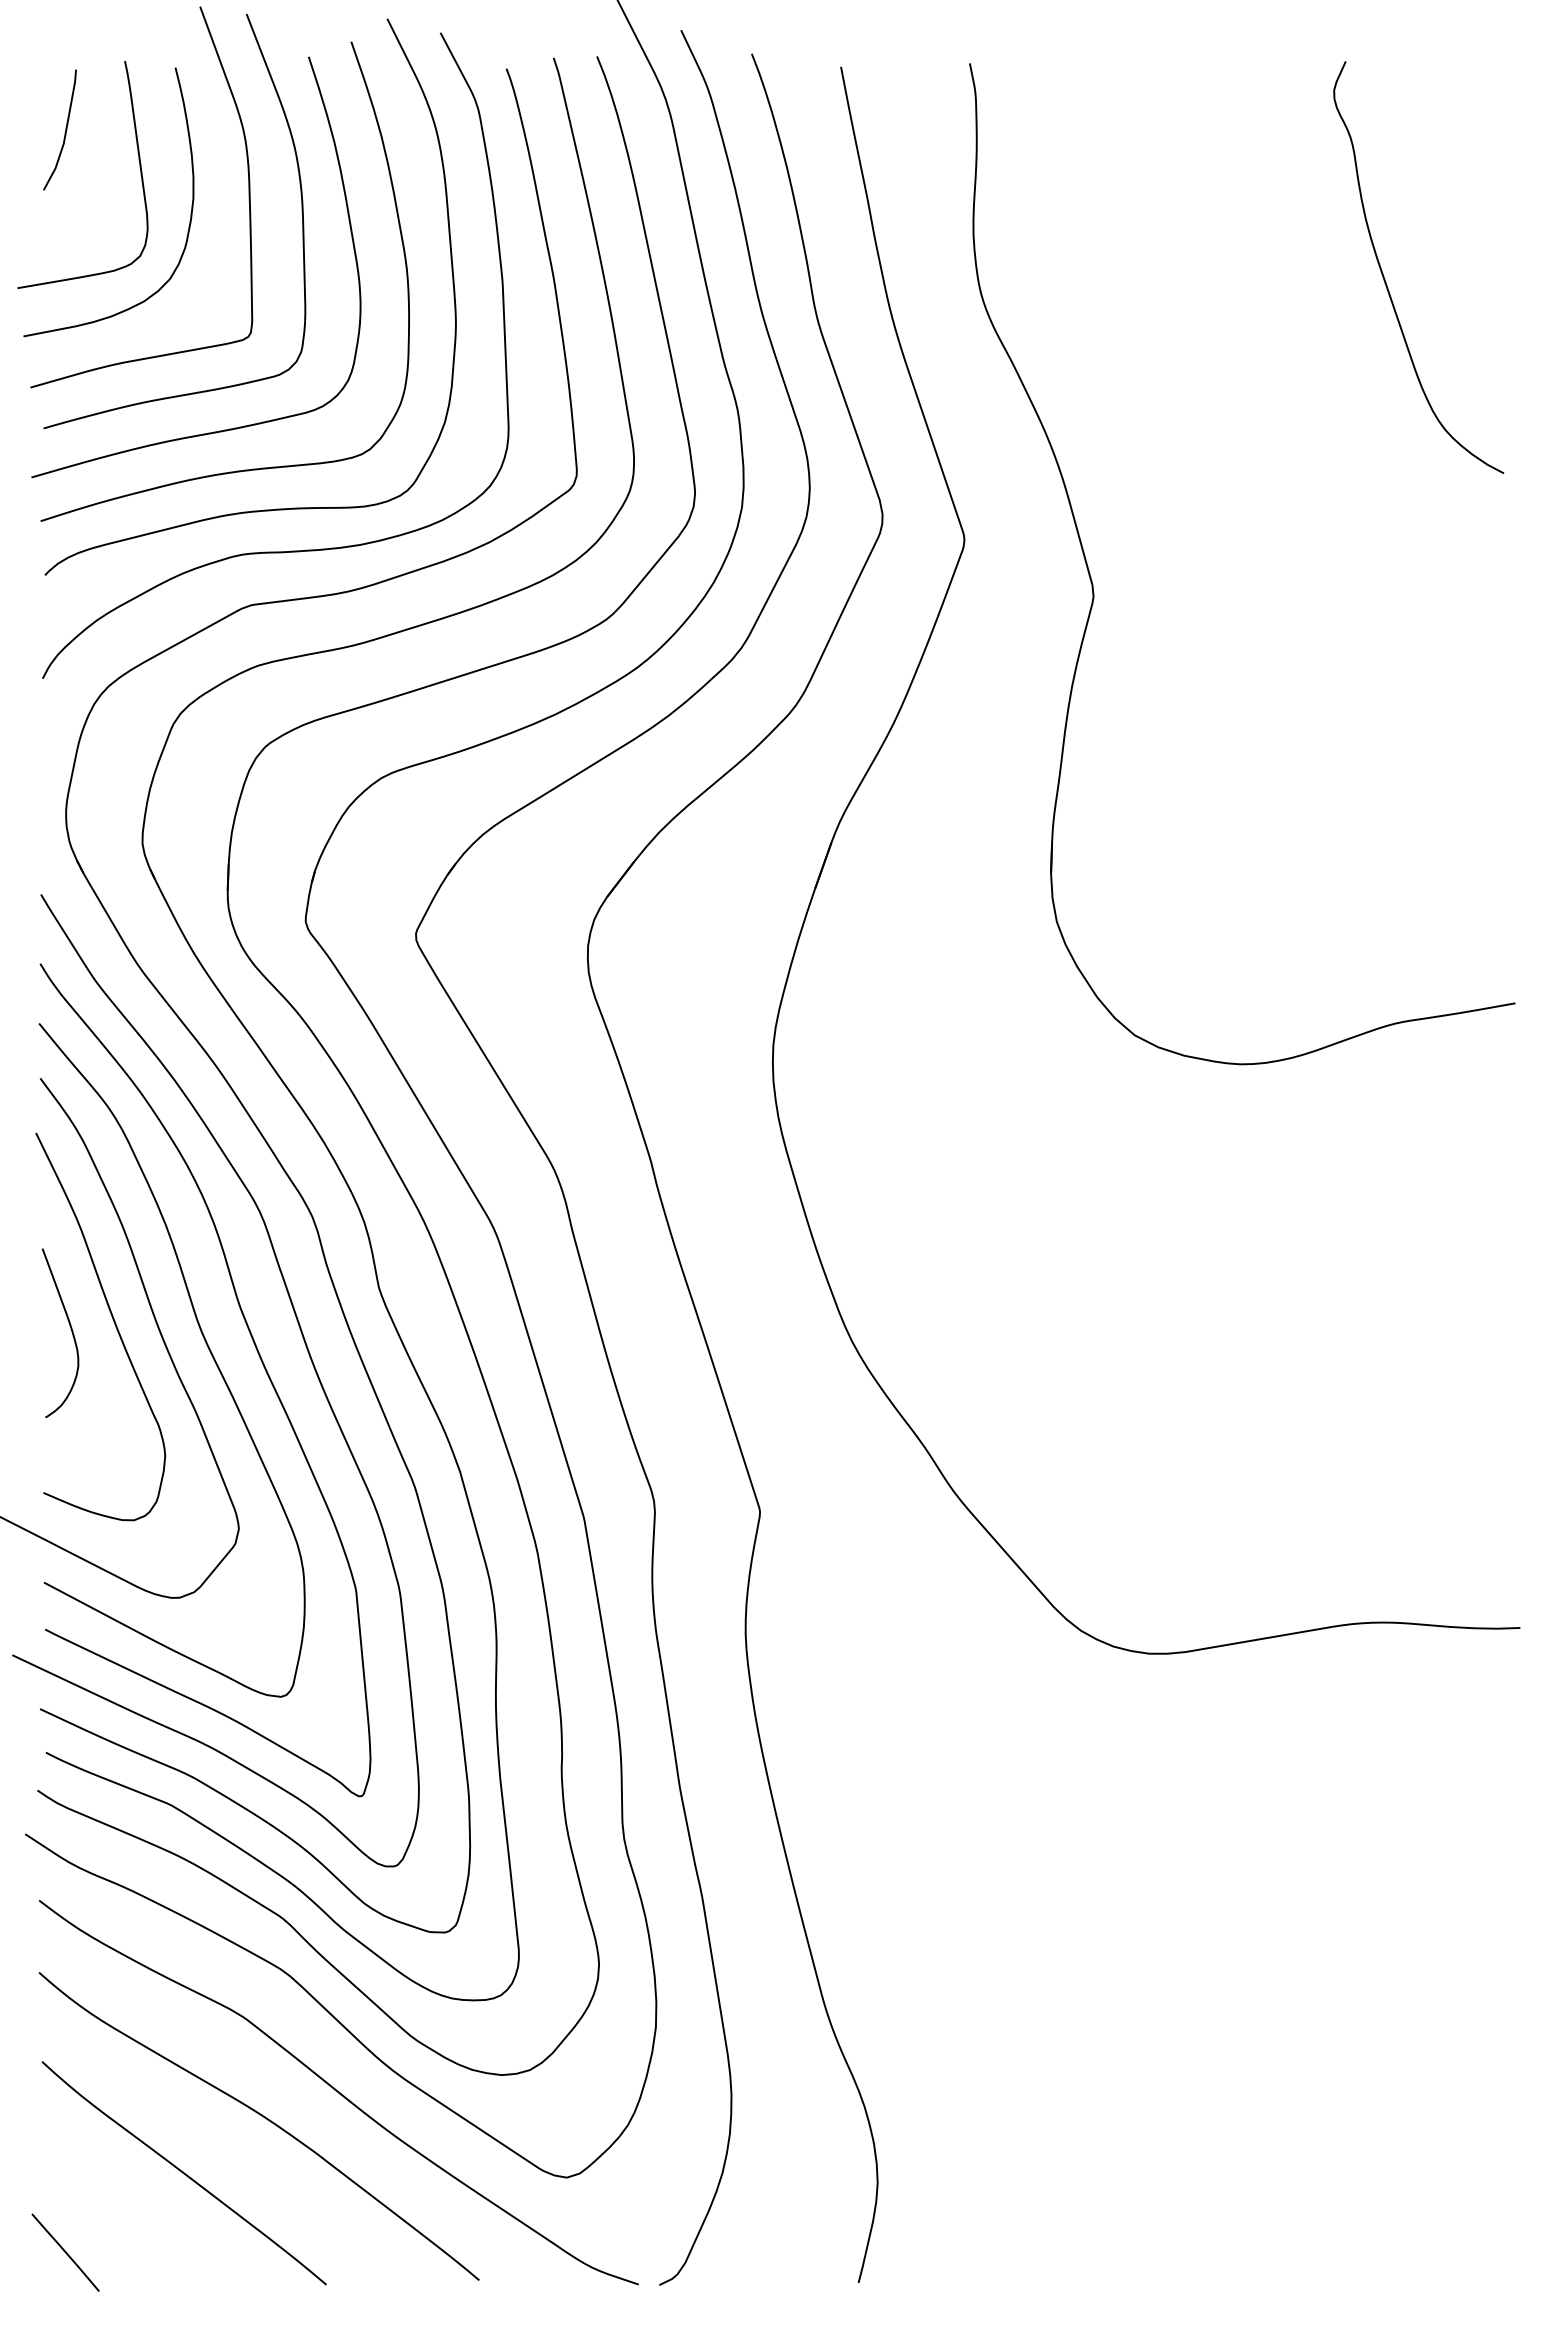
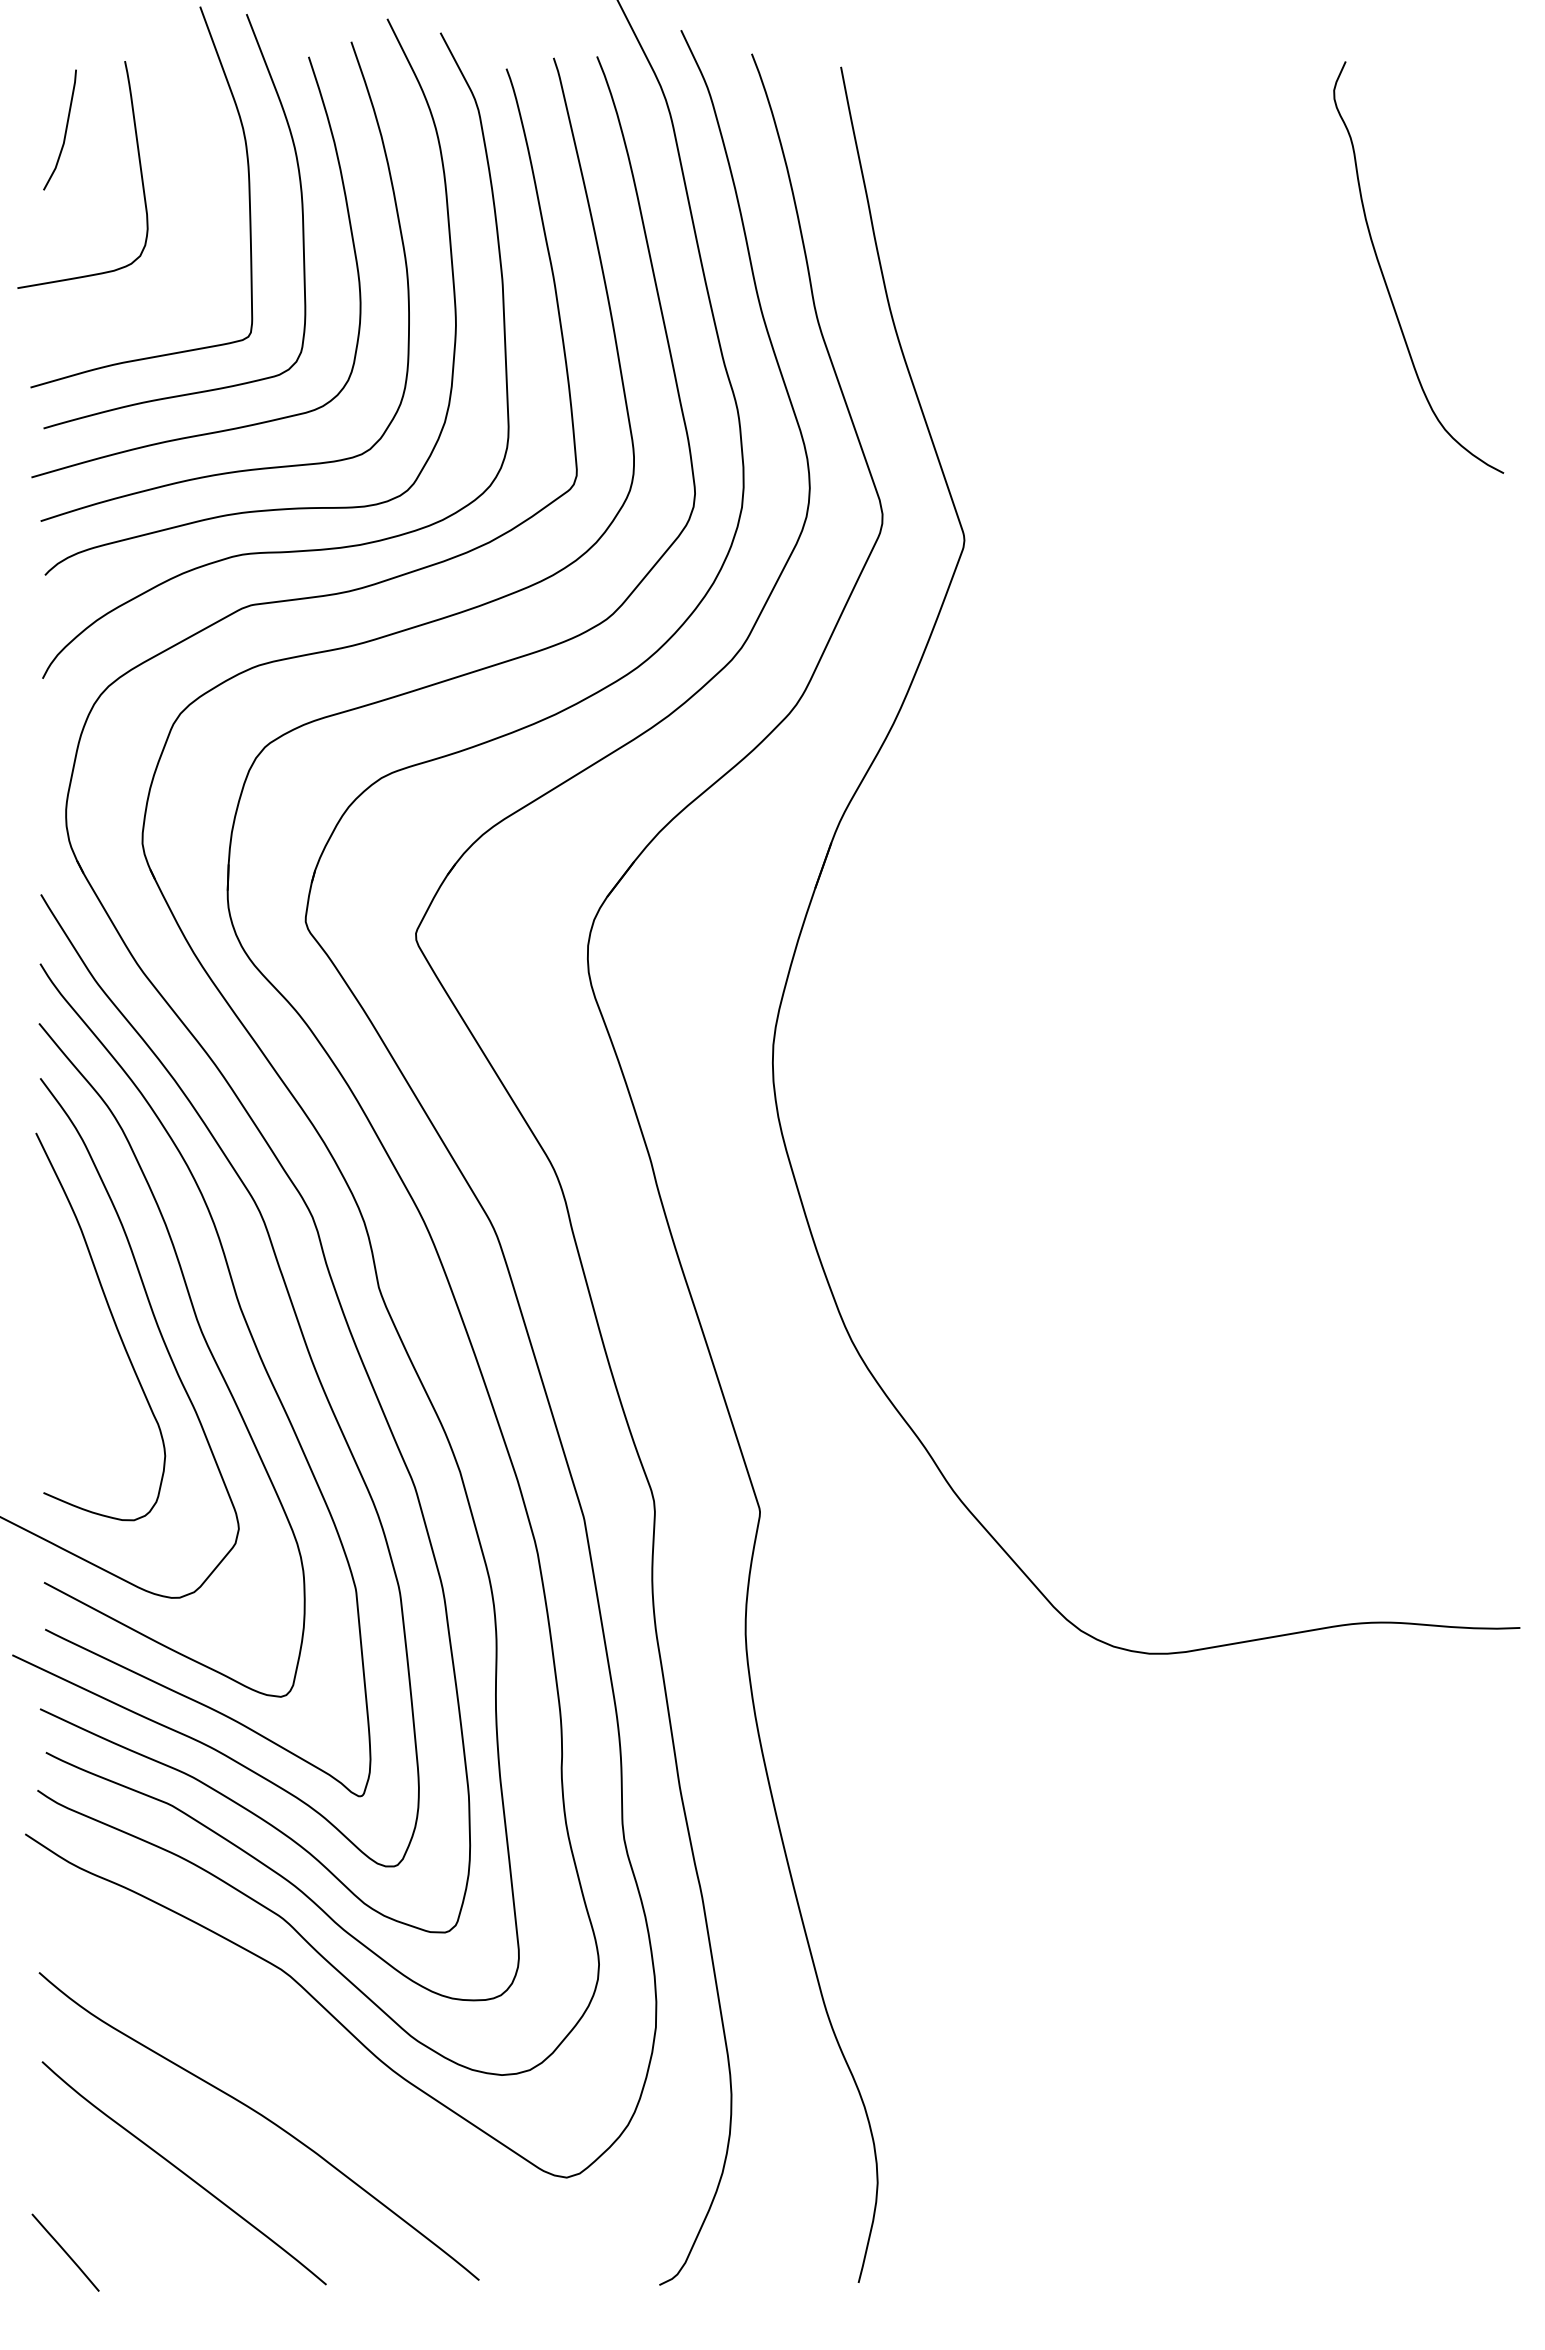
curve: present -> none (190, 212)
part: present -> none (1093, 584)
curve: present -> none (70, 1329)
curve: present -> none (338, 2092)
